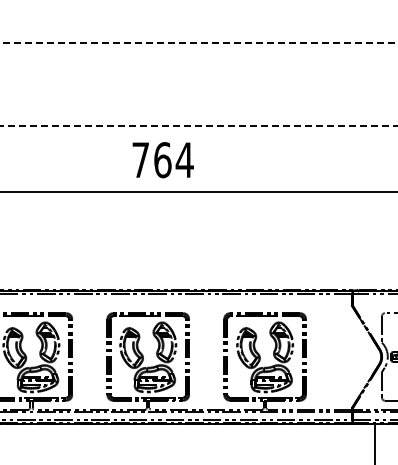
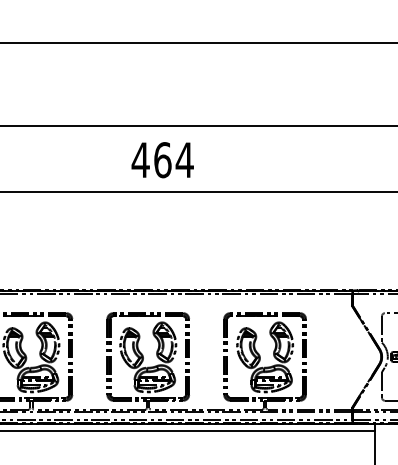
line: dashed -> solid (199, 42)
line: dashed -> solid (199, 126)
text: 764 -> 464 (140, 159)
line: none -> present (188, 430)
